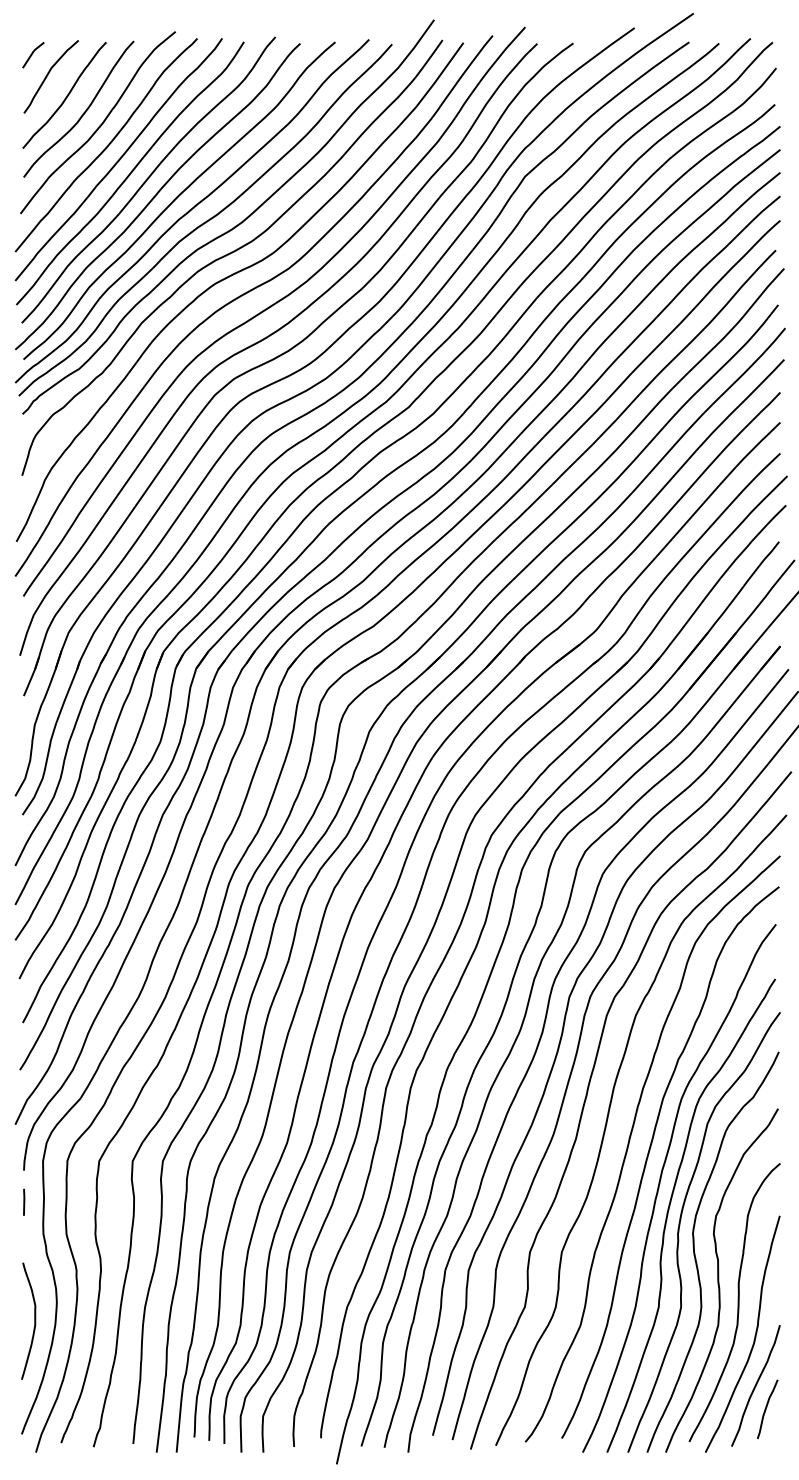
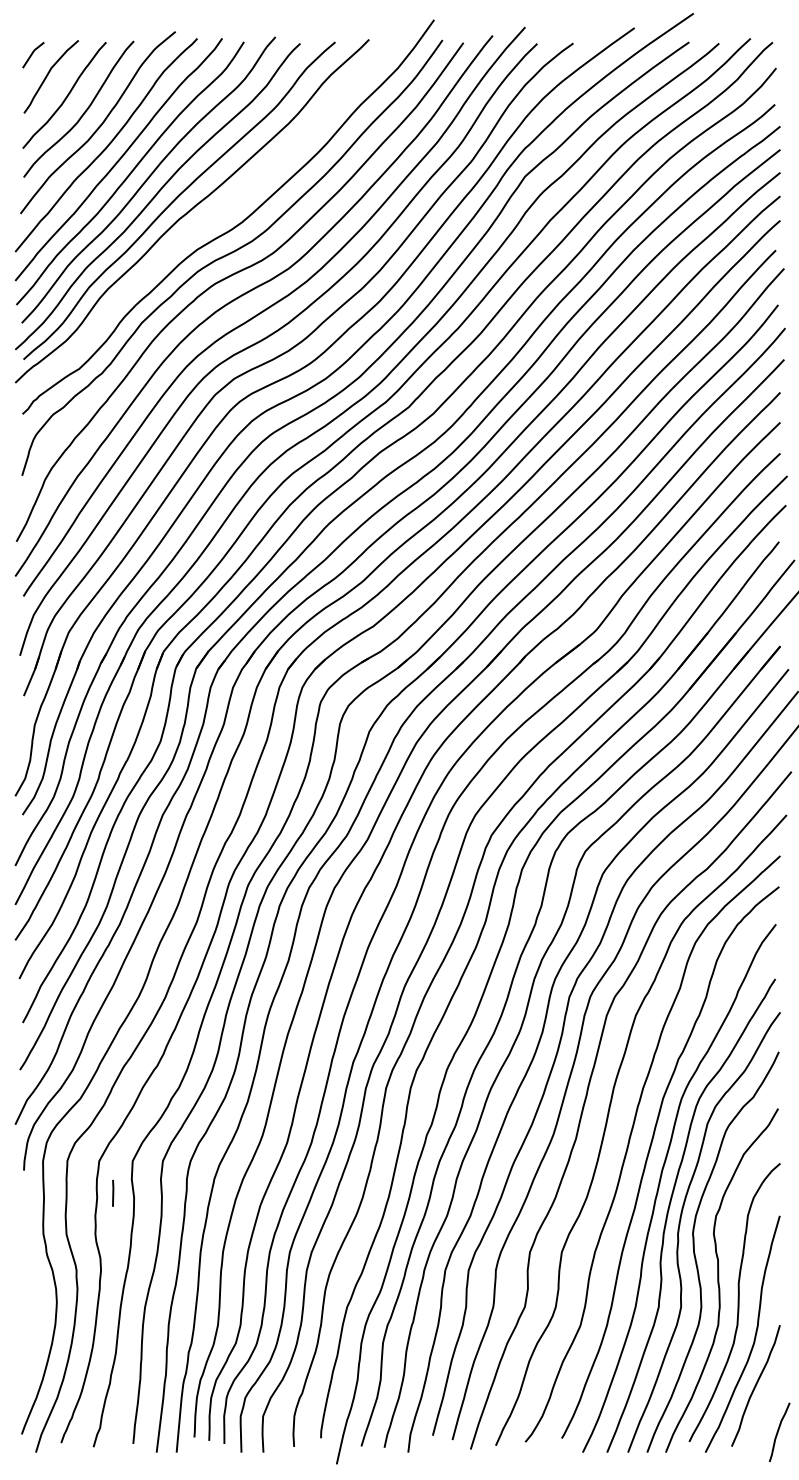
curve: present -> none (206, 220)
line position: (24, 1201) -> (113, 1192) (113, 1192)
curve: present -> none (34, 1320)
curve position: (766, 1409) -> (778, 1432) (778, 1432)
